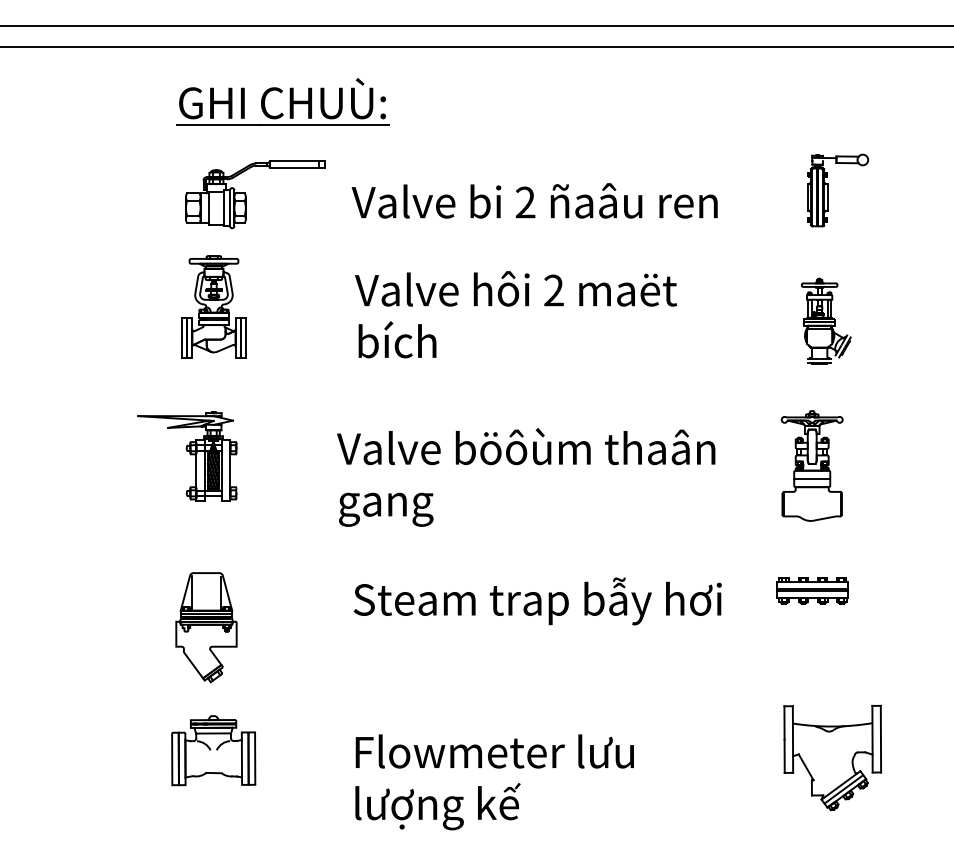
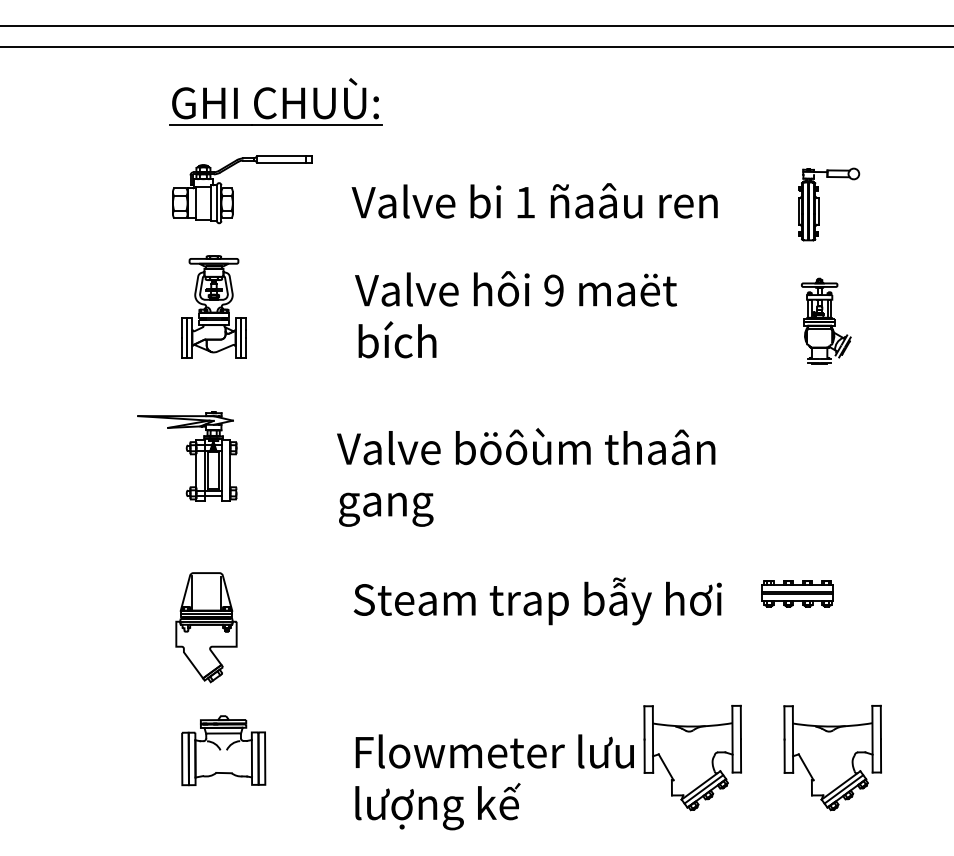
part position: (289, 101) -> (282, 101) (282, 101)
part position: (828, 190) -> (819, 204) (819, 204)
part position: (246, 194) -> (233, 189) (233, 189)
text: 2 -> 1 (525, 202)
text: 2 -> 9 (553, 290)
part: present -> none (811, 465)
hatch: present -> none (213, 470)
part position: (812, 590) -> (797, 593) (797, 593)
part position: (213, 750) -> (223, 750) (223, 750)
part: none -> present (692, 757)
